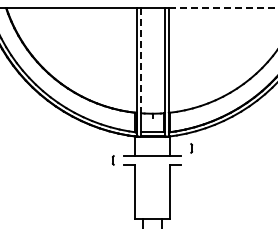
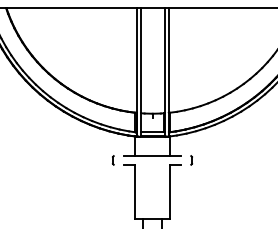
line: dashed -> solid (223, 8)
line: dashed -> solid (141, 60)
part position: (191, 148) -> (191, 160) (191, 160)
